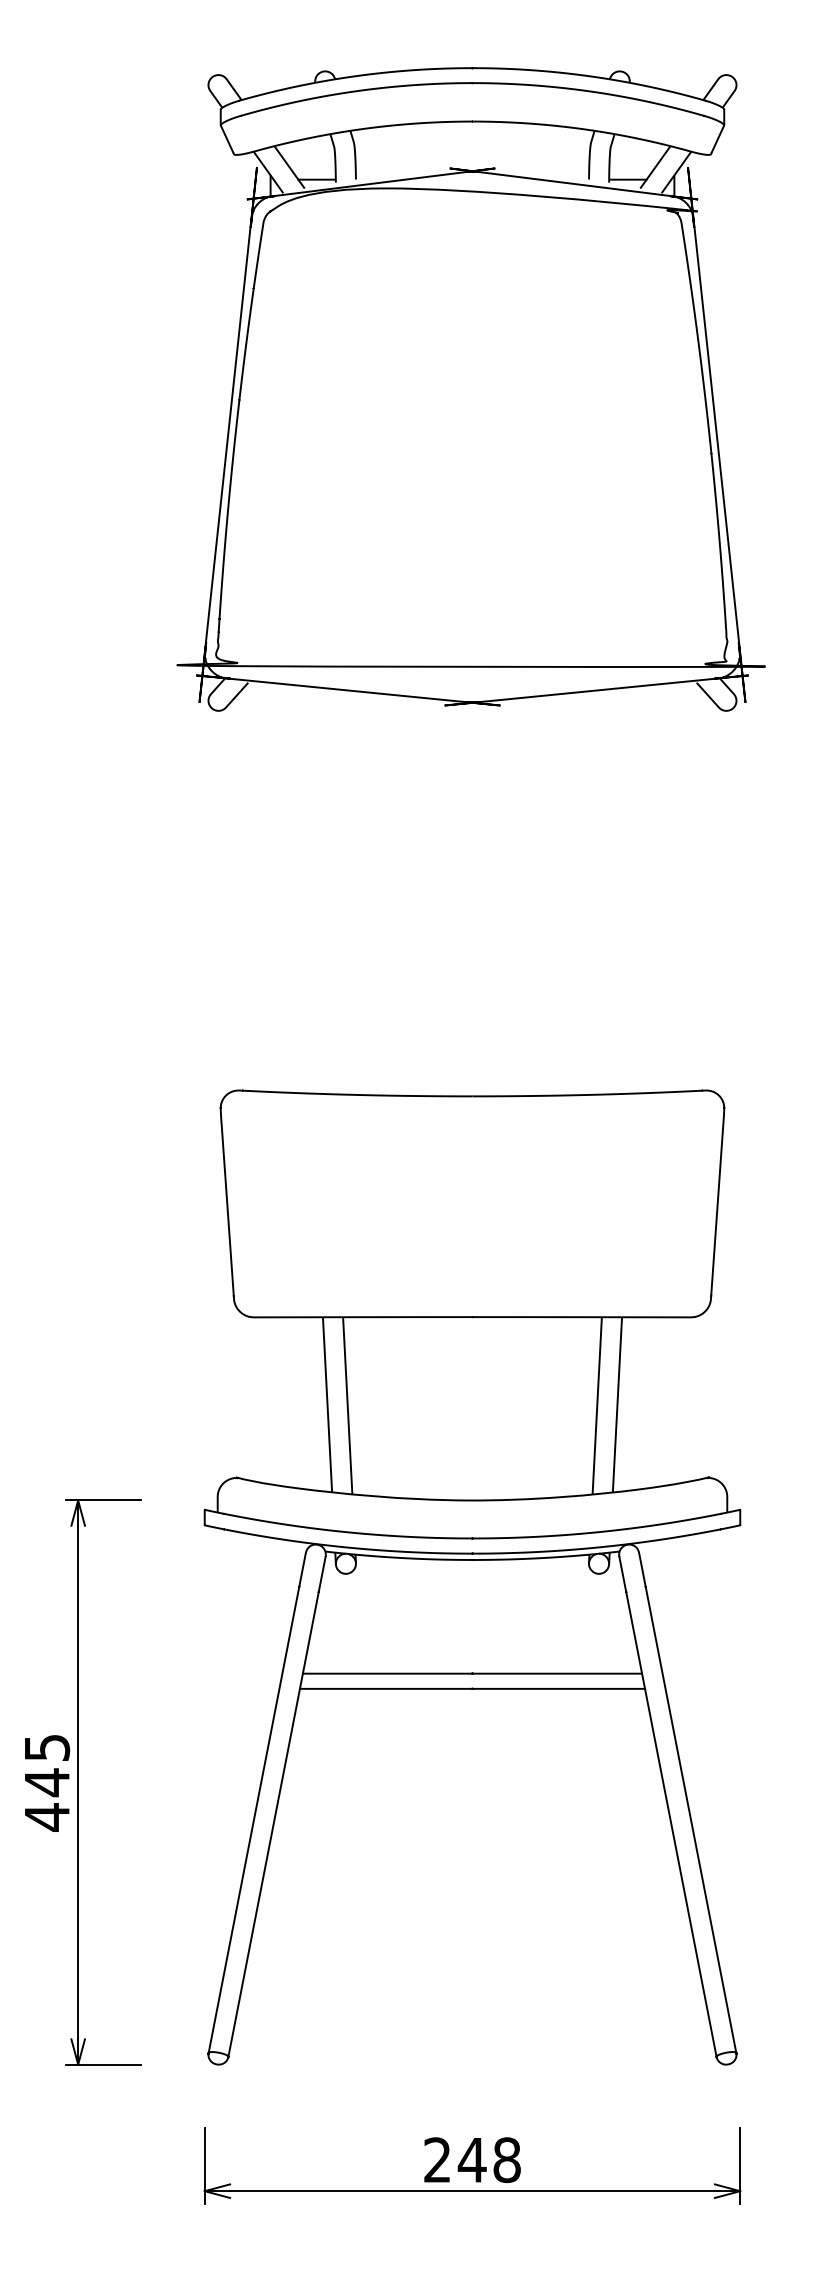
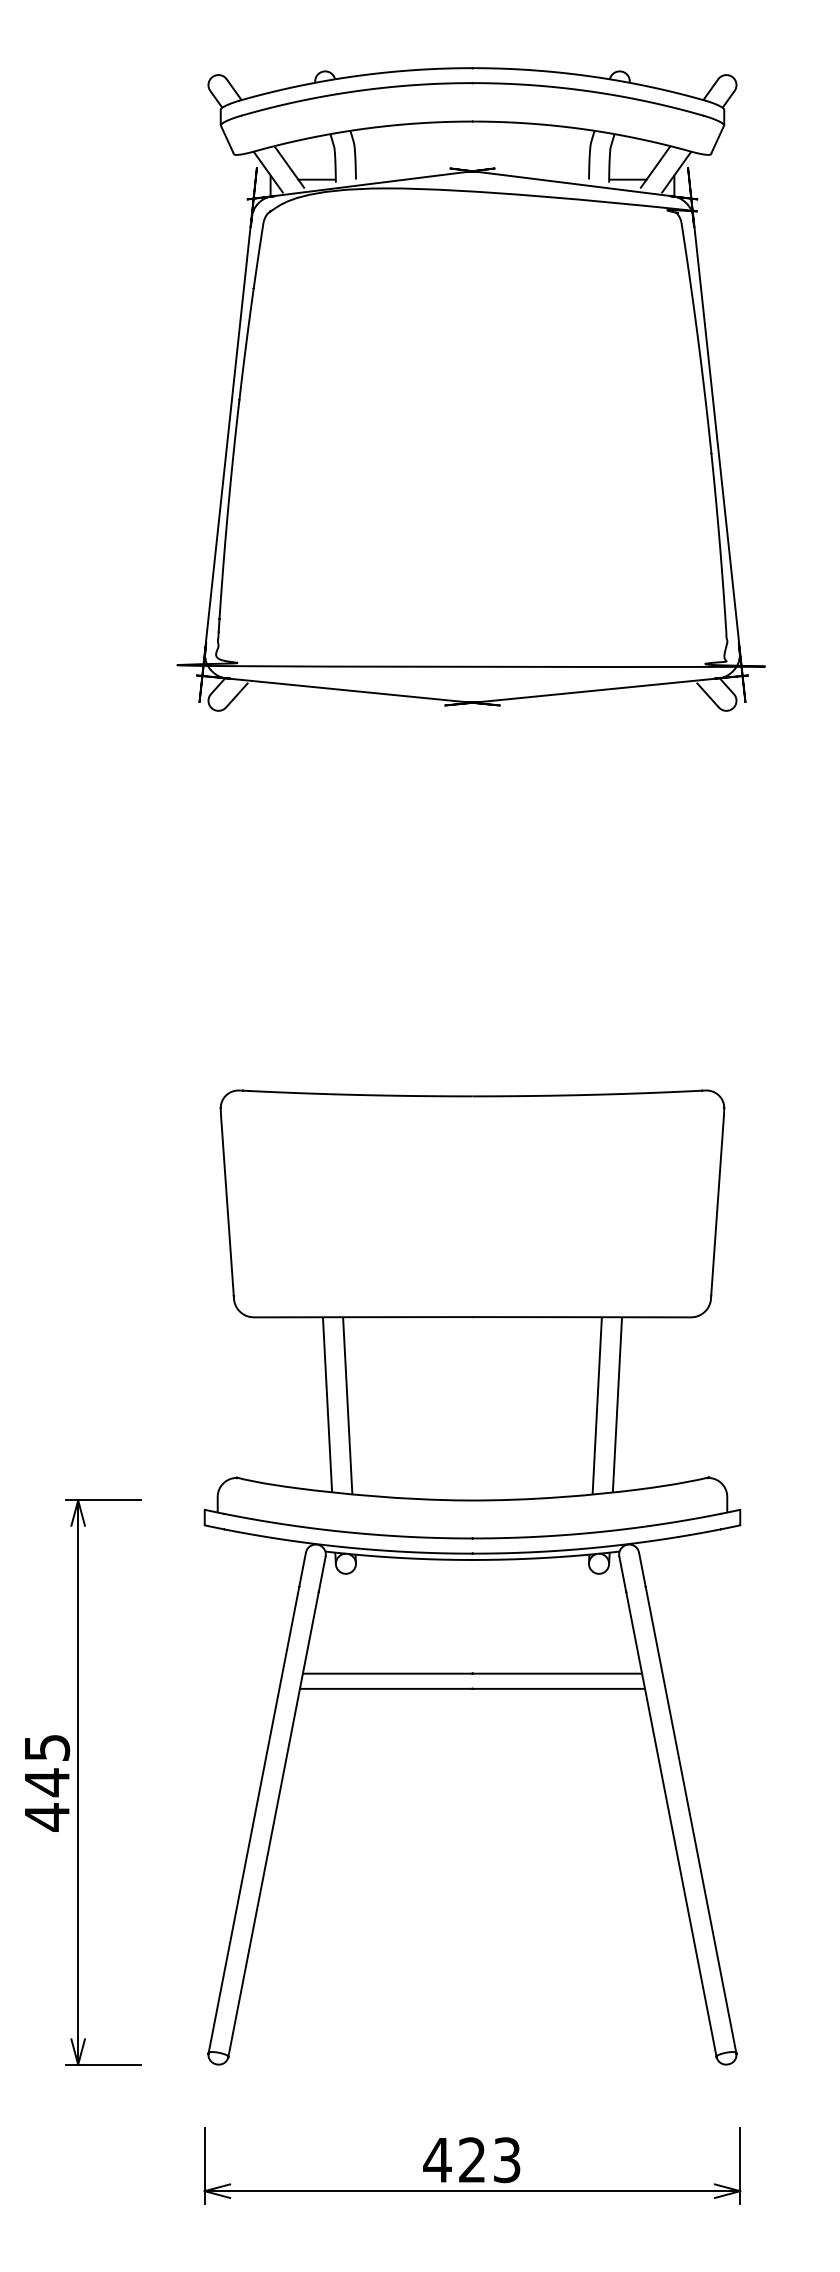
text: 248 -> 423 (471, 2160)
